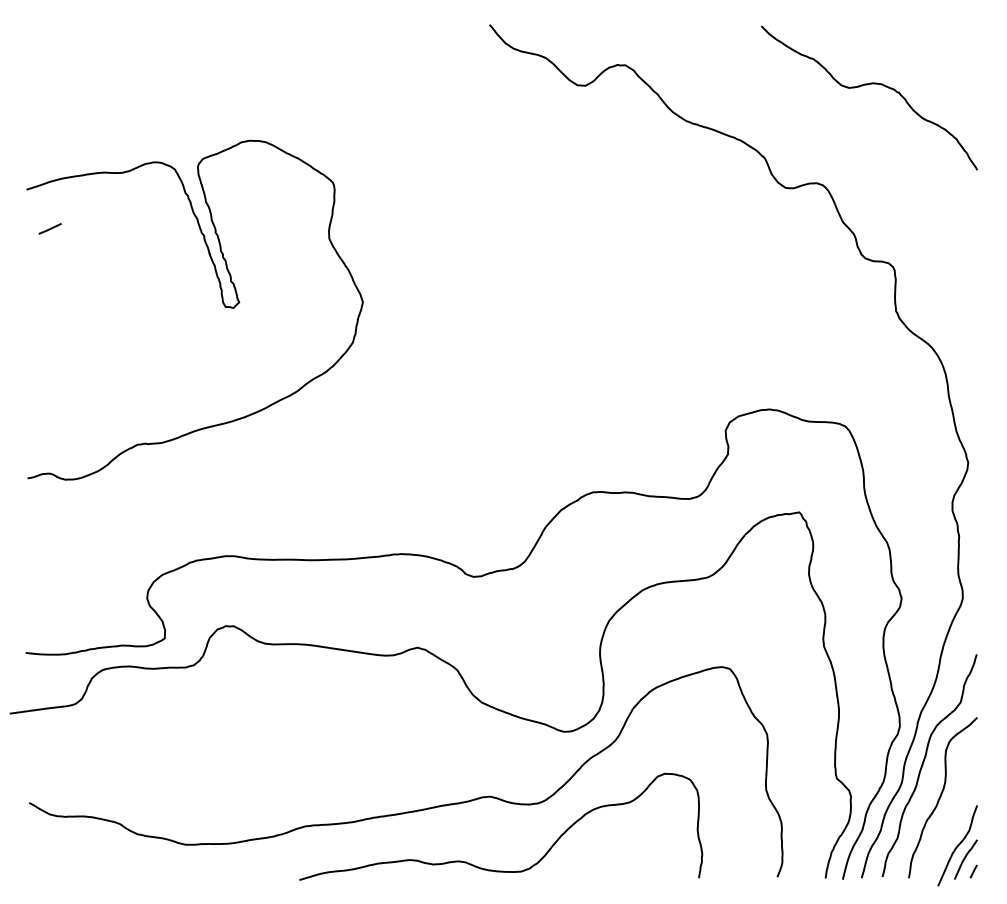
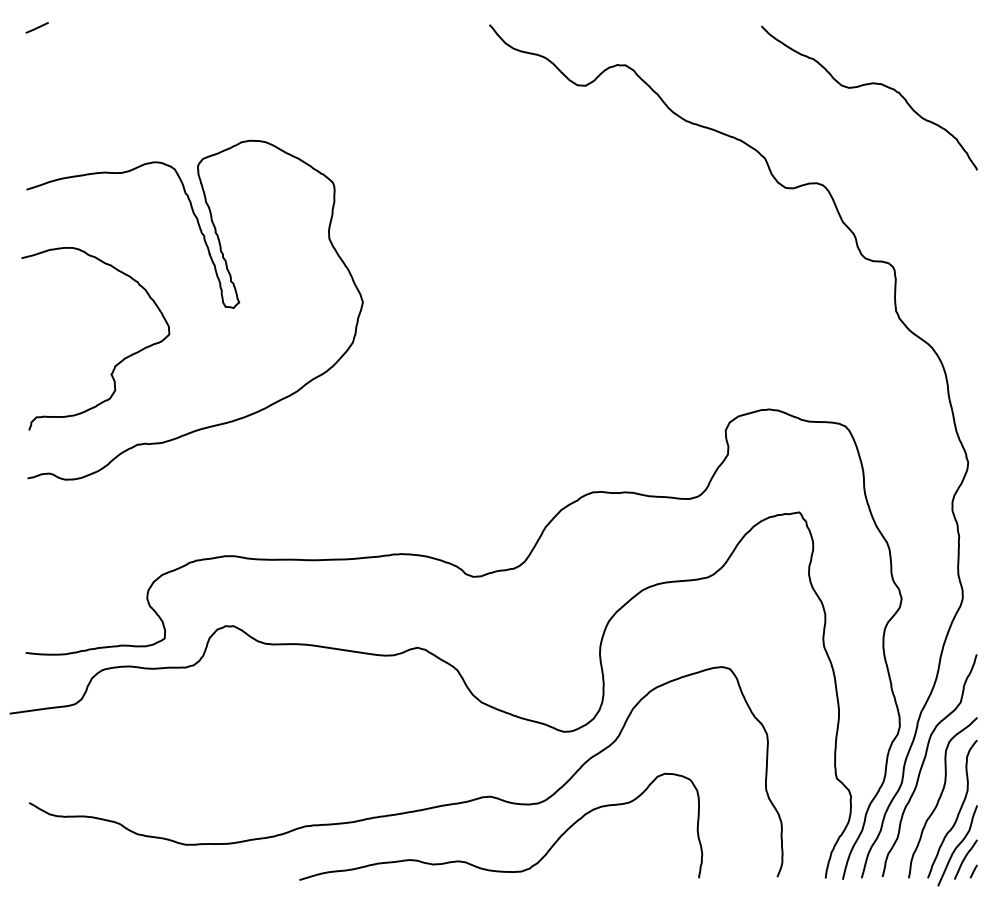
line position: (49, 228) -> (36, 27) (36, 27)
curve: none -> present (114, 365)
curve: none -> present (958, 811)
